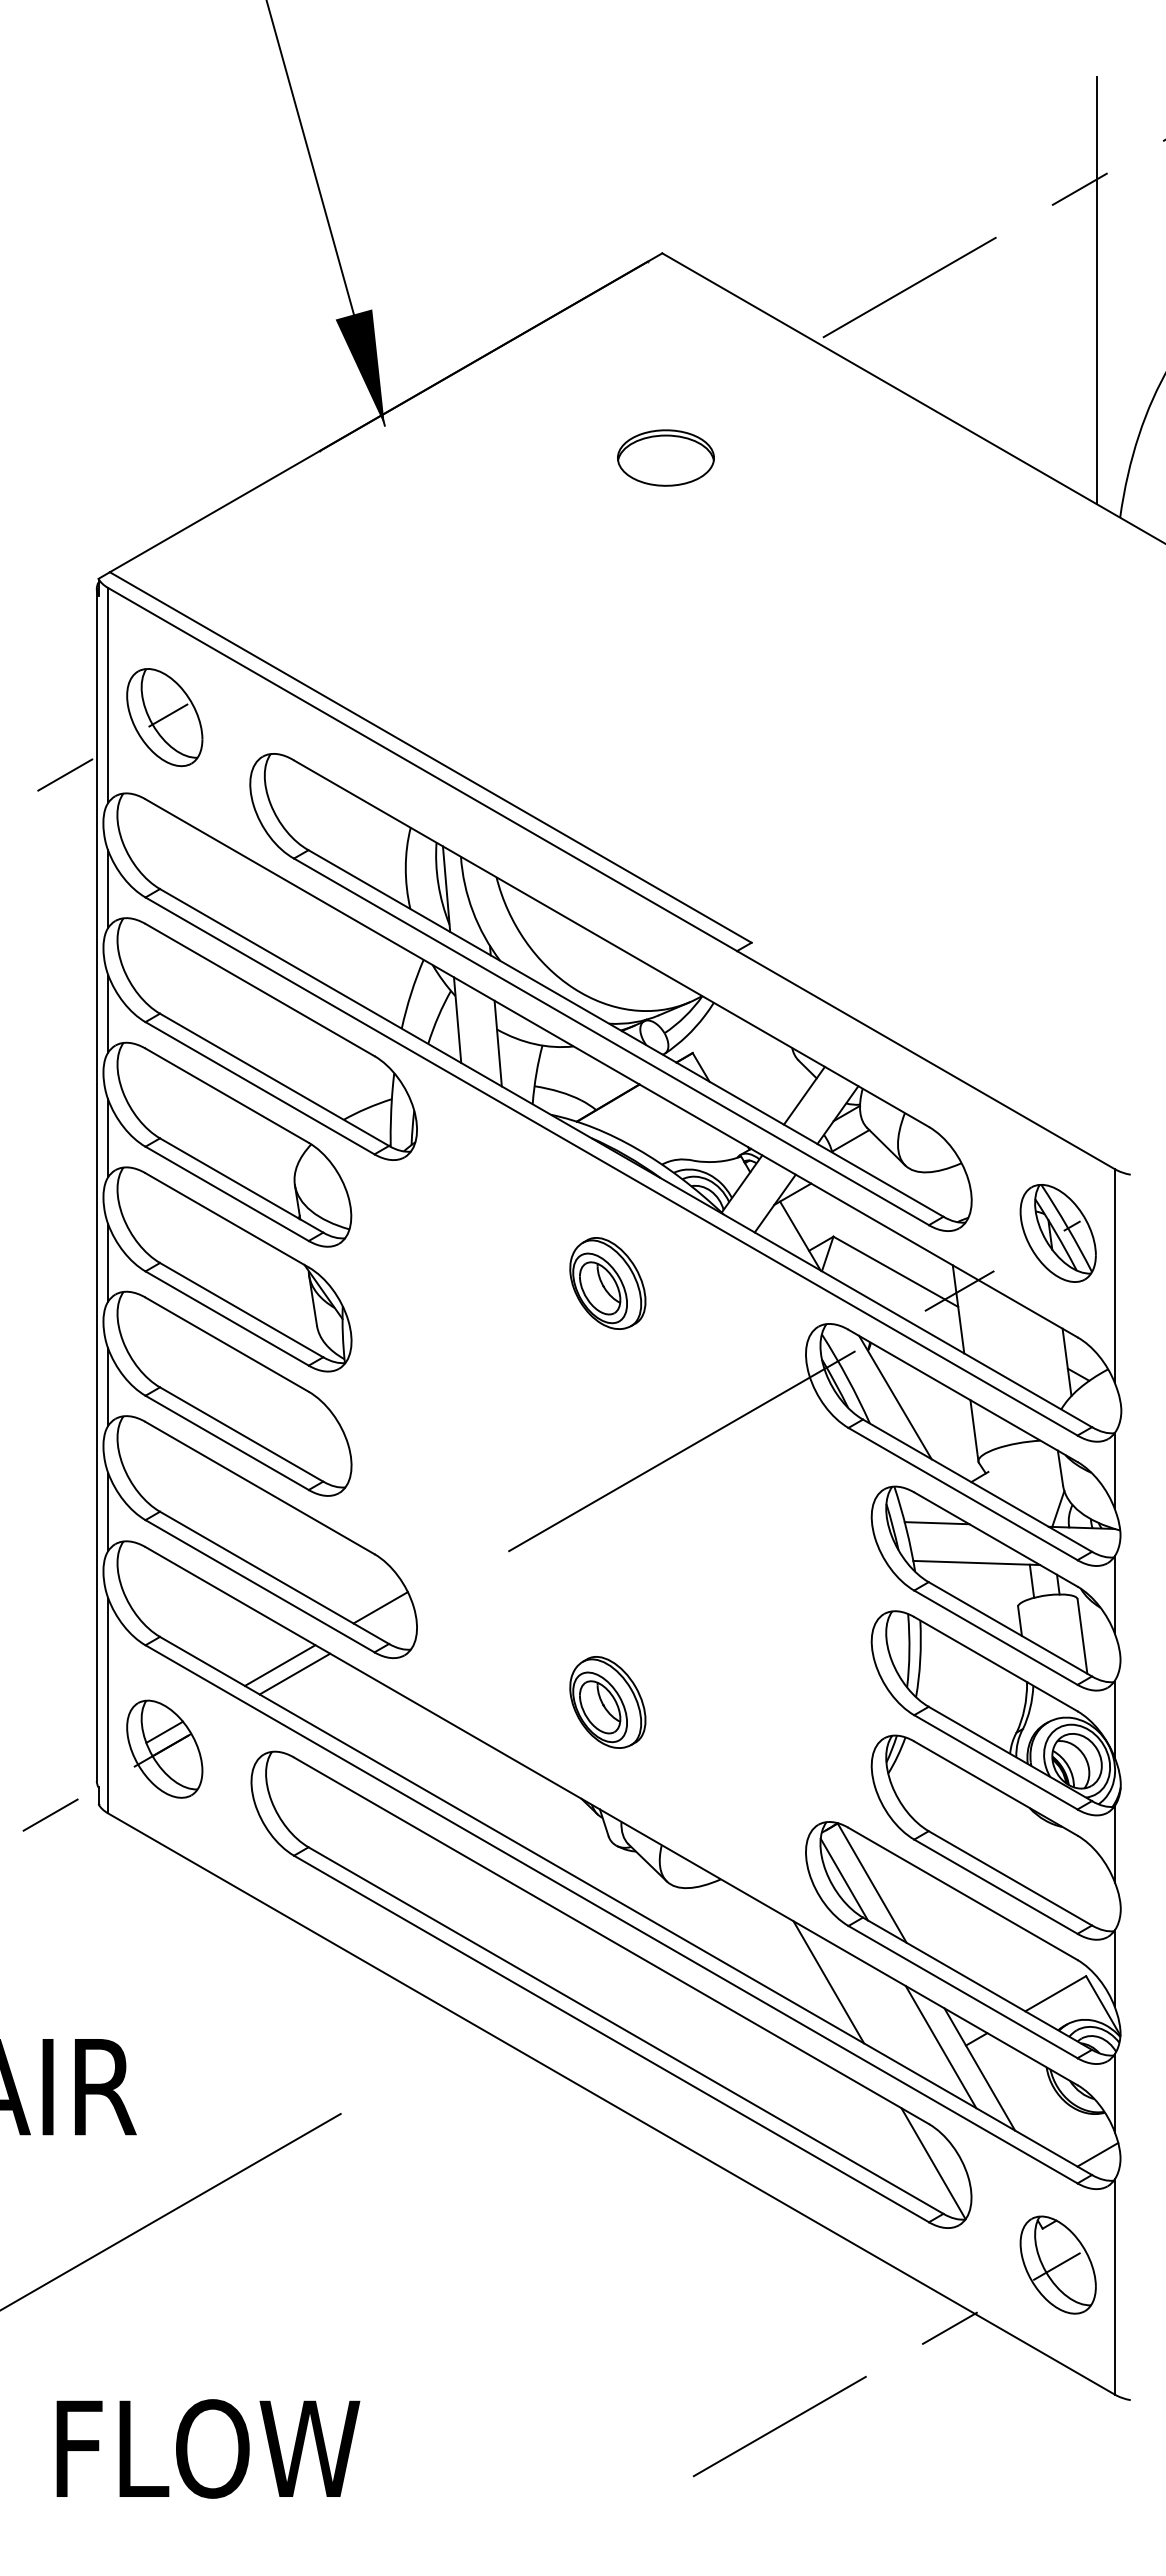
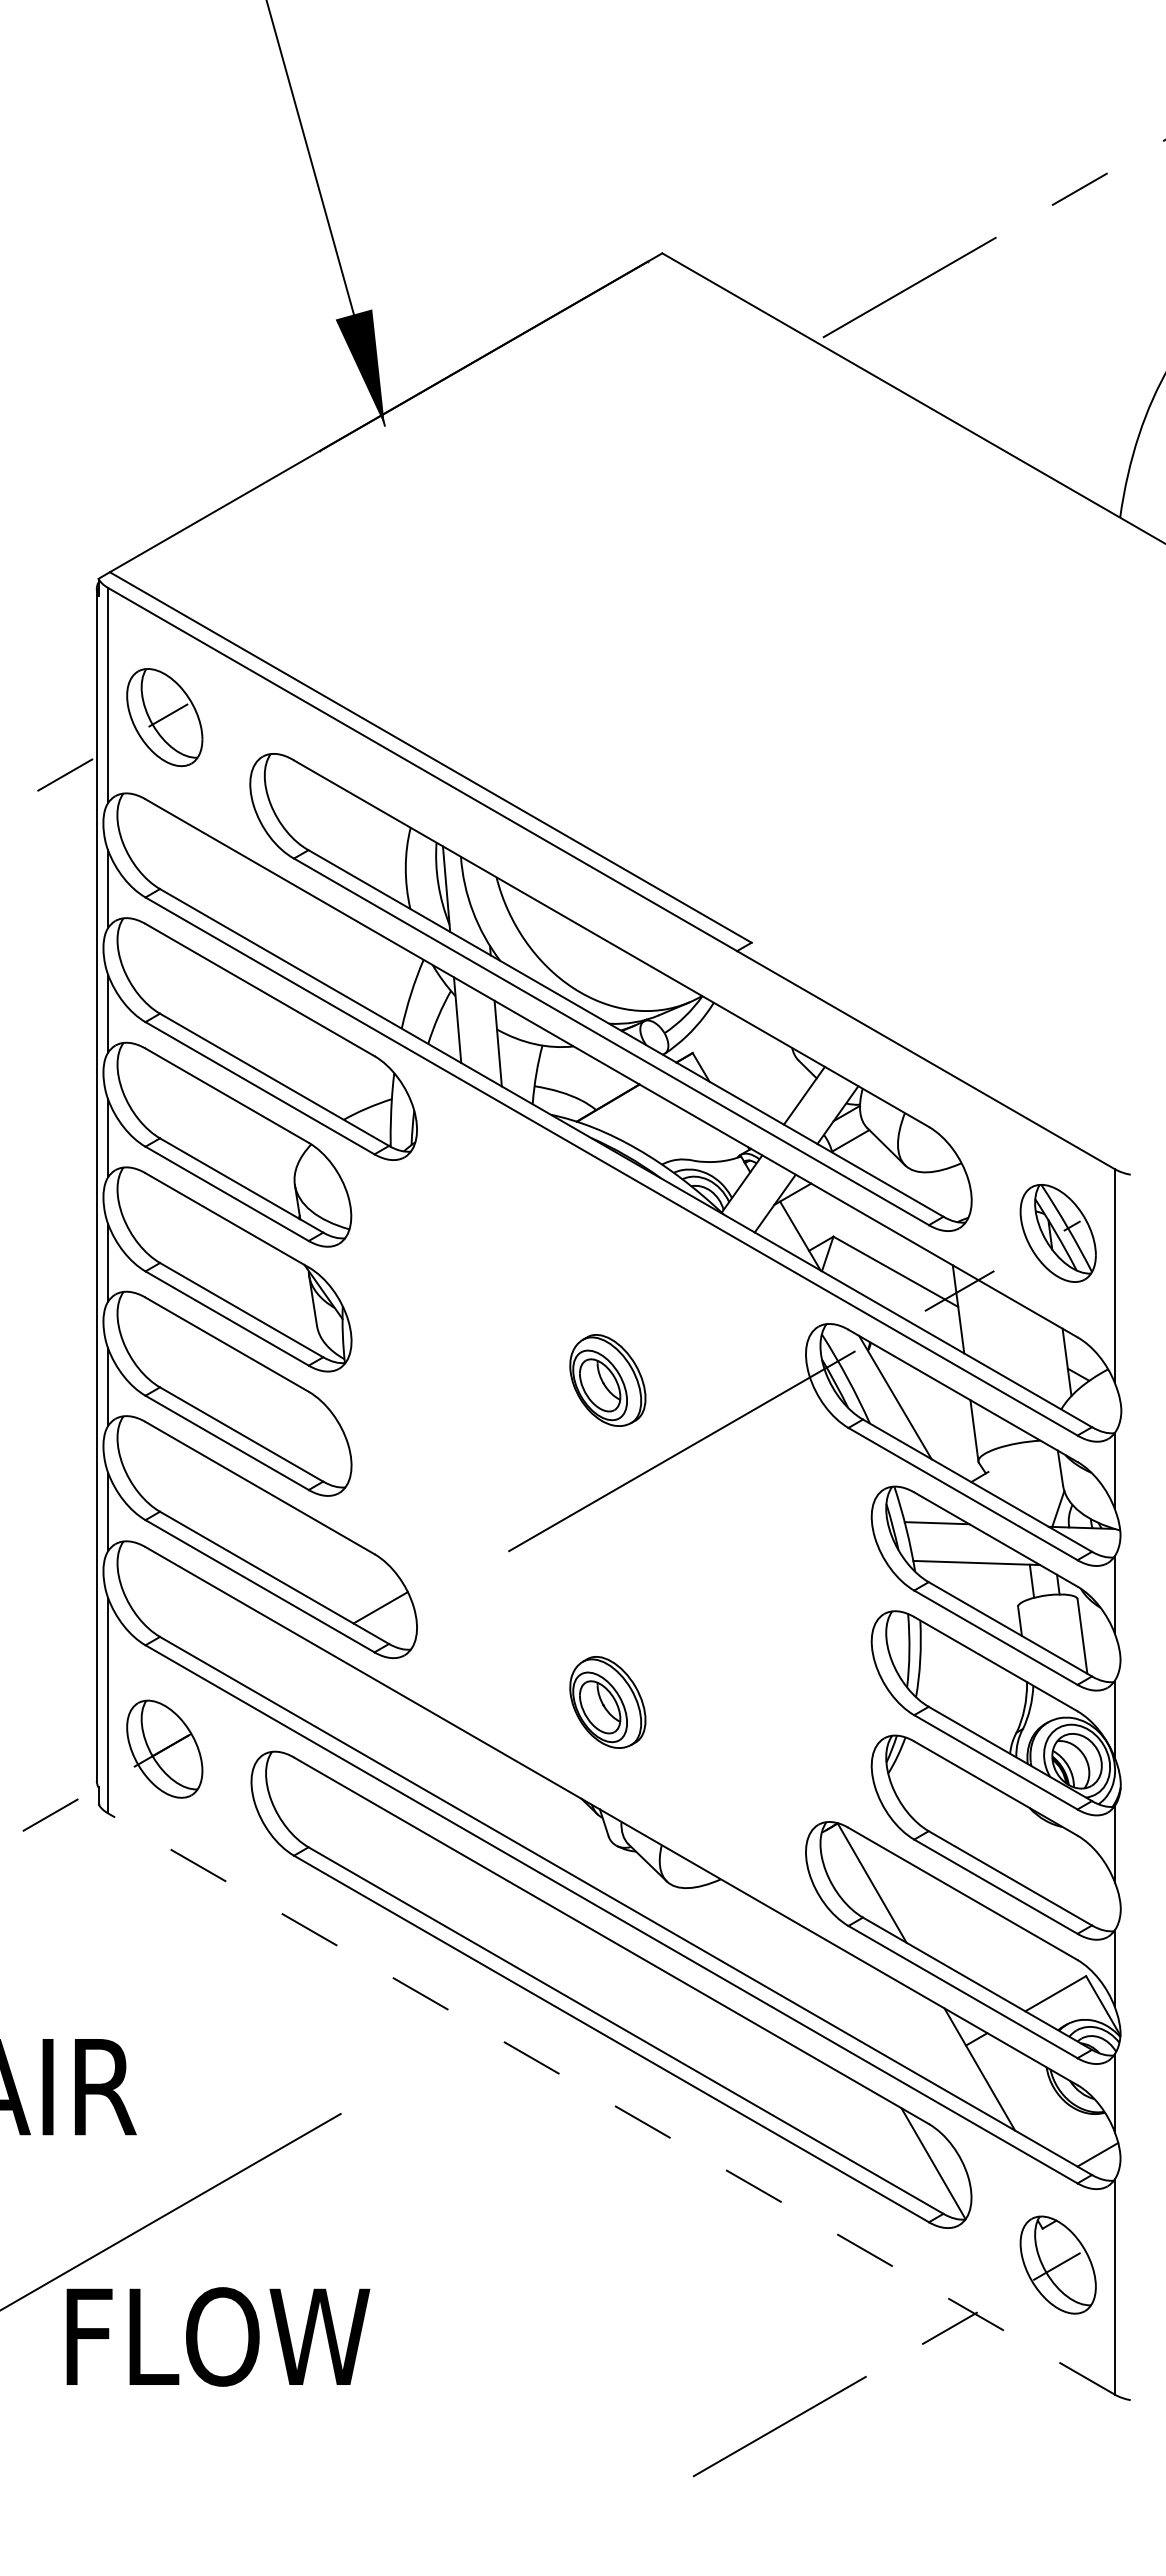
line: present -> none (1096, 290)
part: present -> none (665, 457)
part position: (607, 1283) -> (607, 1380) (607, 1380)
line: present -> none (279, 1665)
line: present -> none (294, 1673)
line: present -> none (164, 1731)
line: present -> none (843, 1879)
line: present -> none (828, 1982)
line: present -> none (940, 2047)
line: solid -> dashed (611, 2103)
text position: (208, 2448) -> (218, 2336) (218, 2336)
